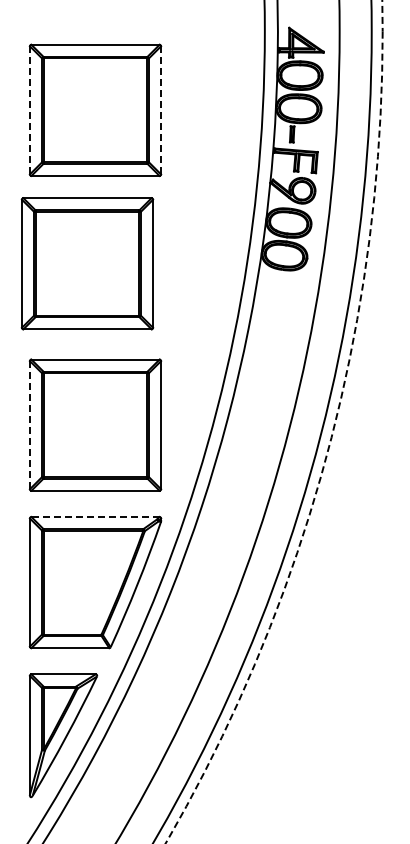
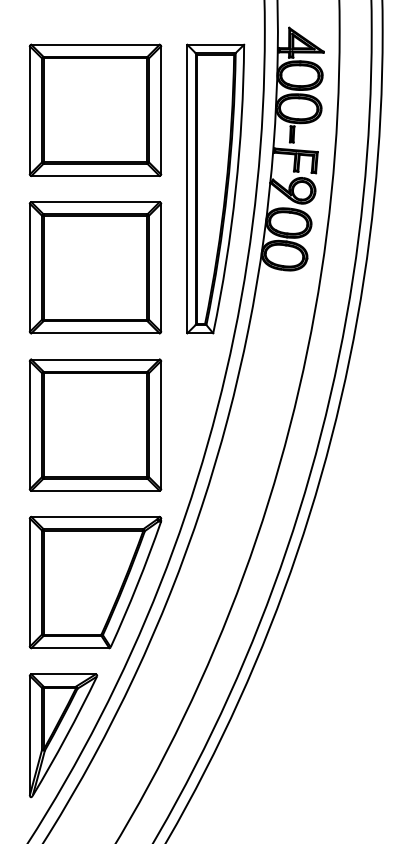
line: dashed -> solid (161, 109)
line: dashed -> solid (29, 110)
part: none -> present (215, 188)
part position: (87, 263) -> (95, 267) (95, 267)
circle: dashed -> solid (273, 421)
line: dashed -> solid (29, 425)
line: dashed -> solid (95, 516)
